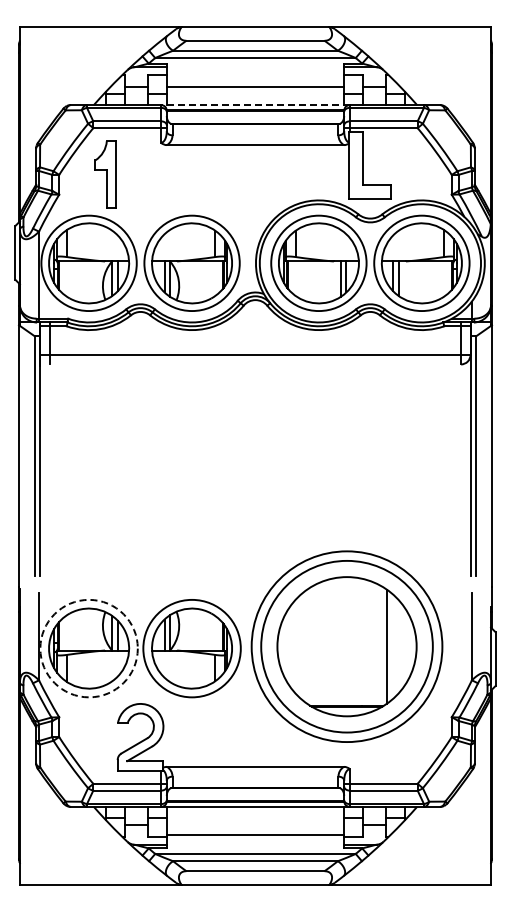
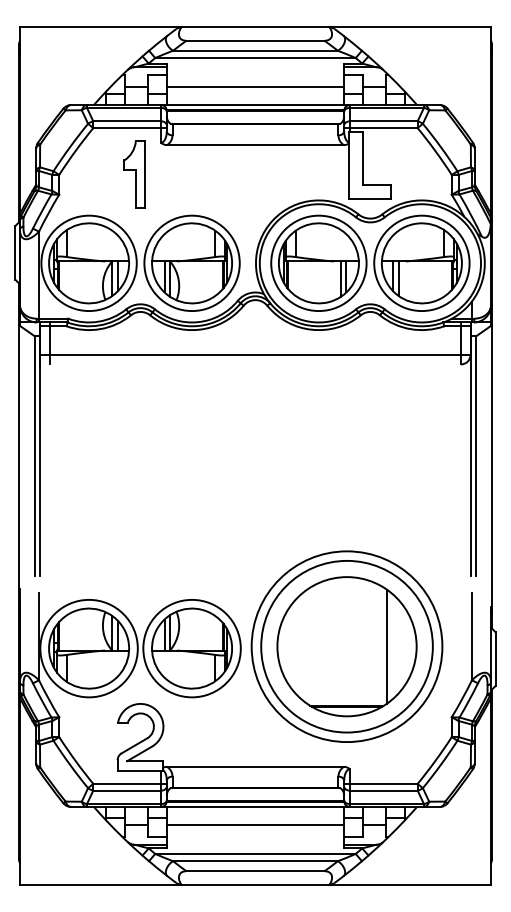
line: dashed -> solid (255, 105)
part position: (105, 174) -> (134, 174) (134, 174)
circle: dashed -> solid (88, 648)
line position: (255, 835) -> (255, 825) (255, 825)
